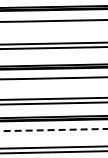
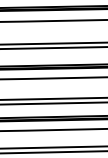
line: dashed -> solid (54, 130)
